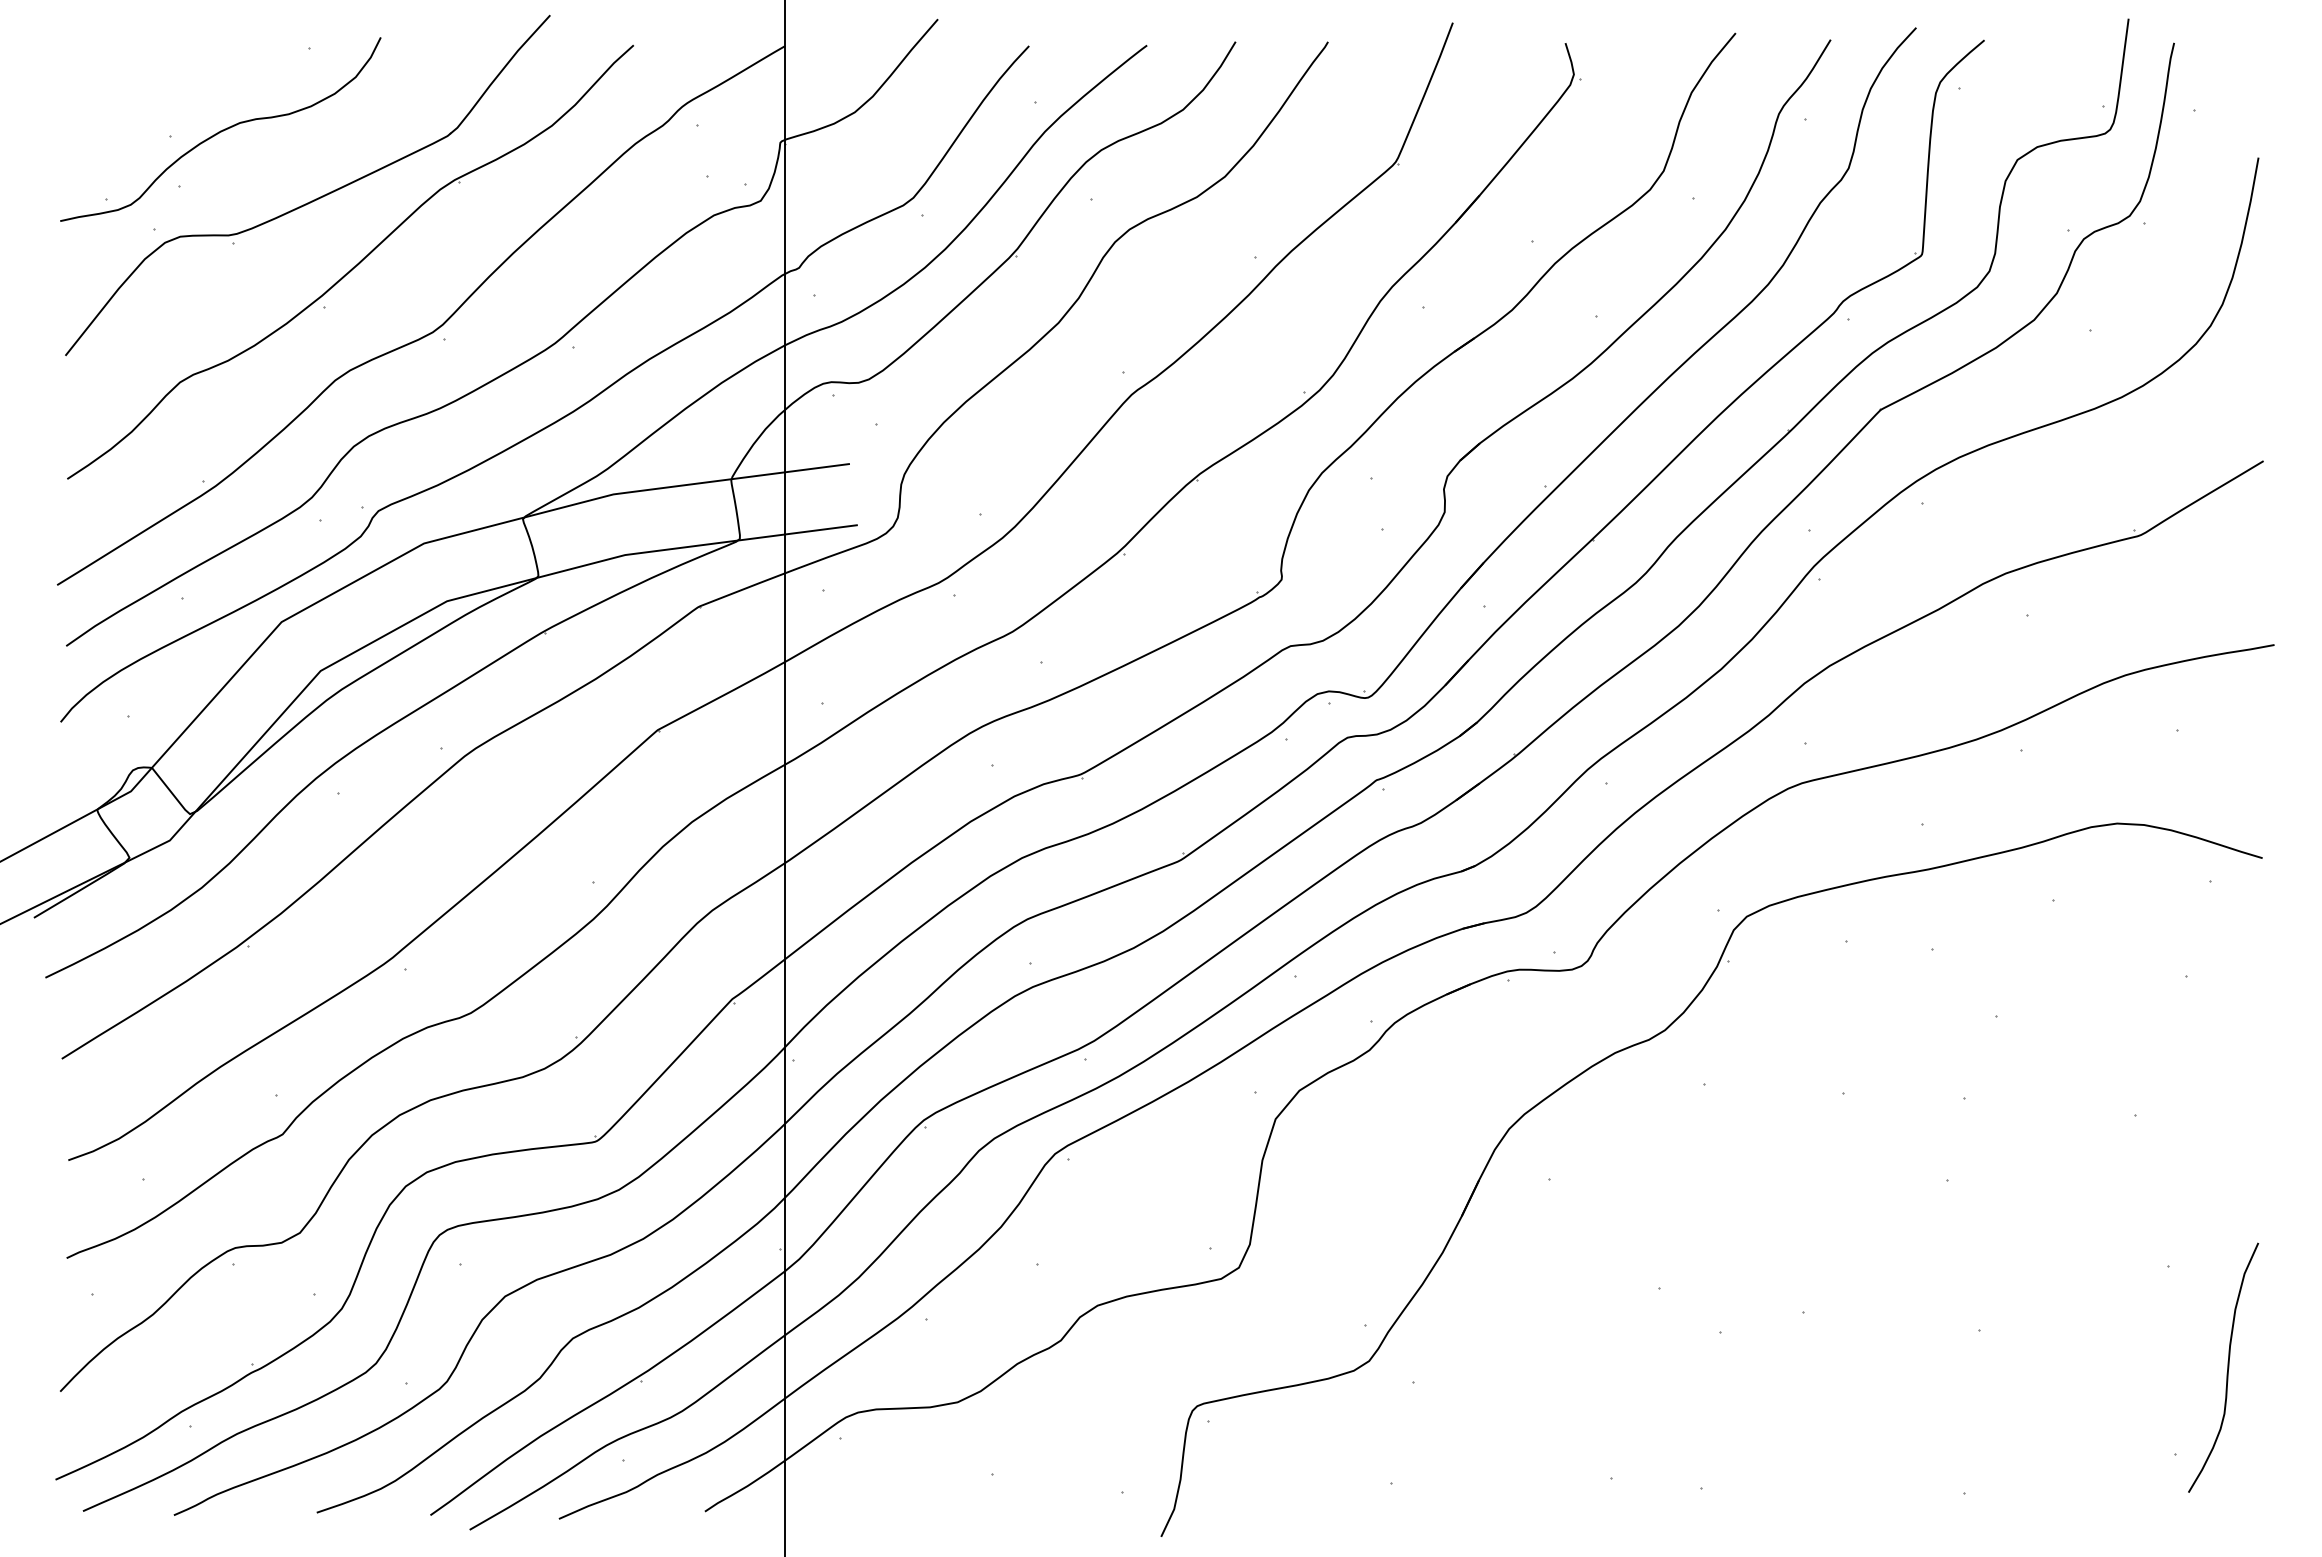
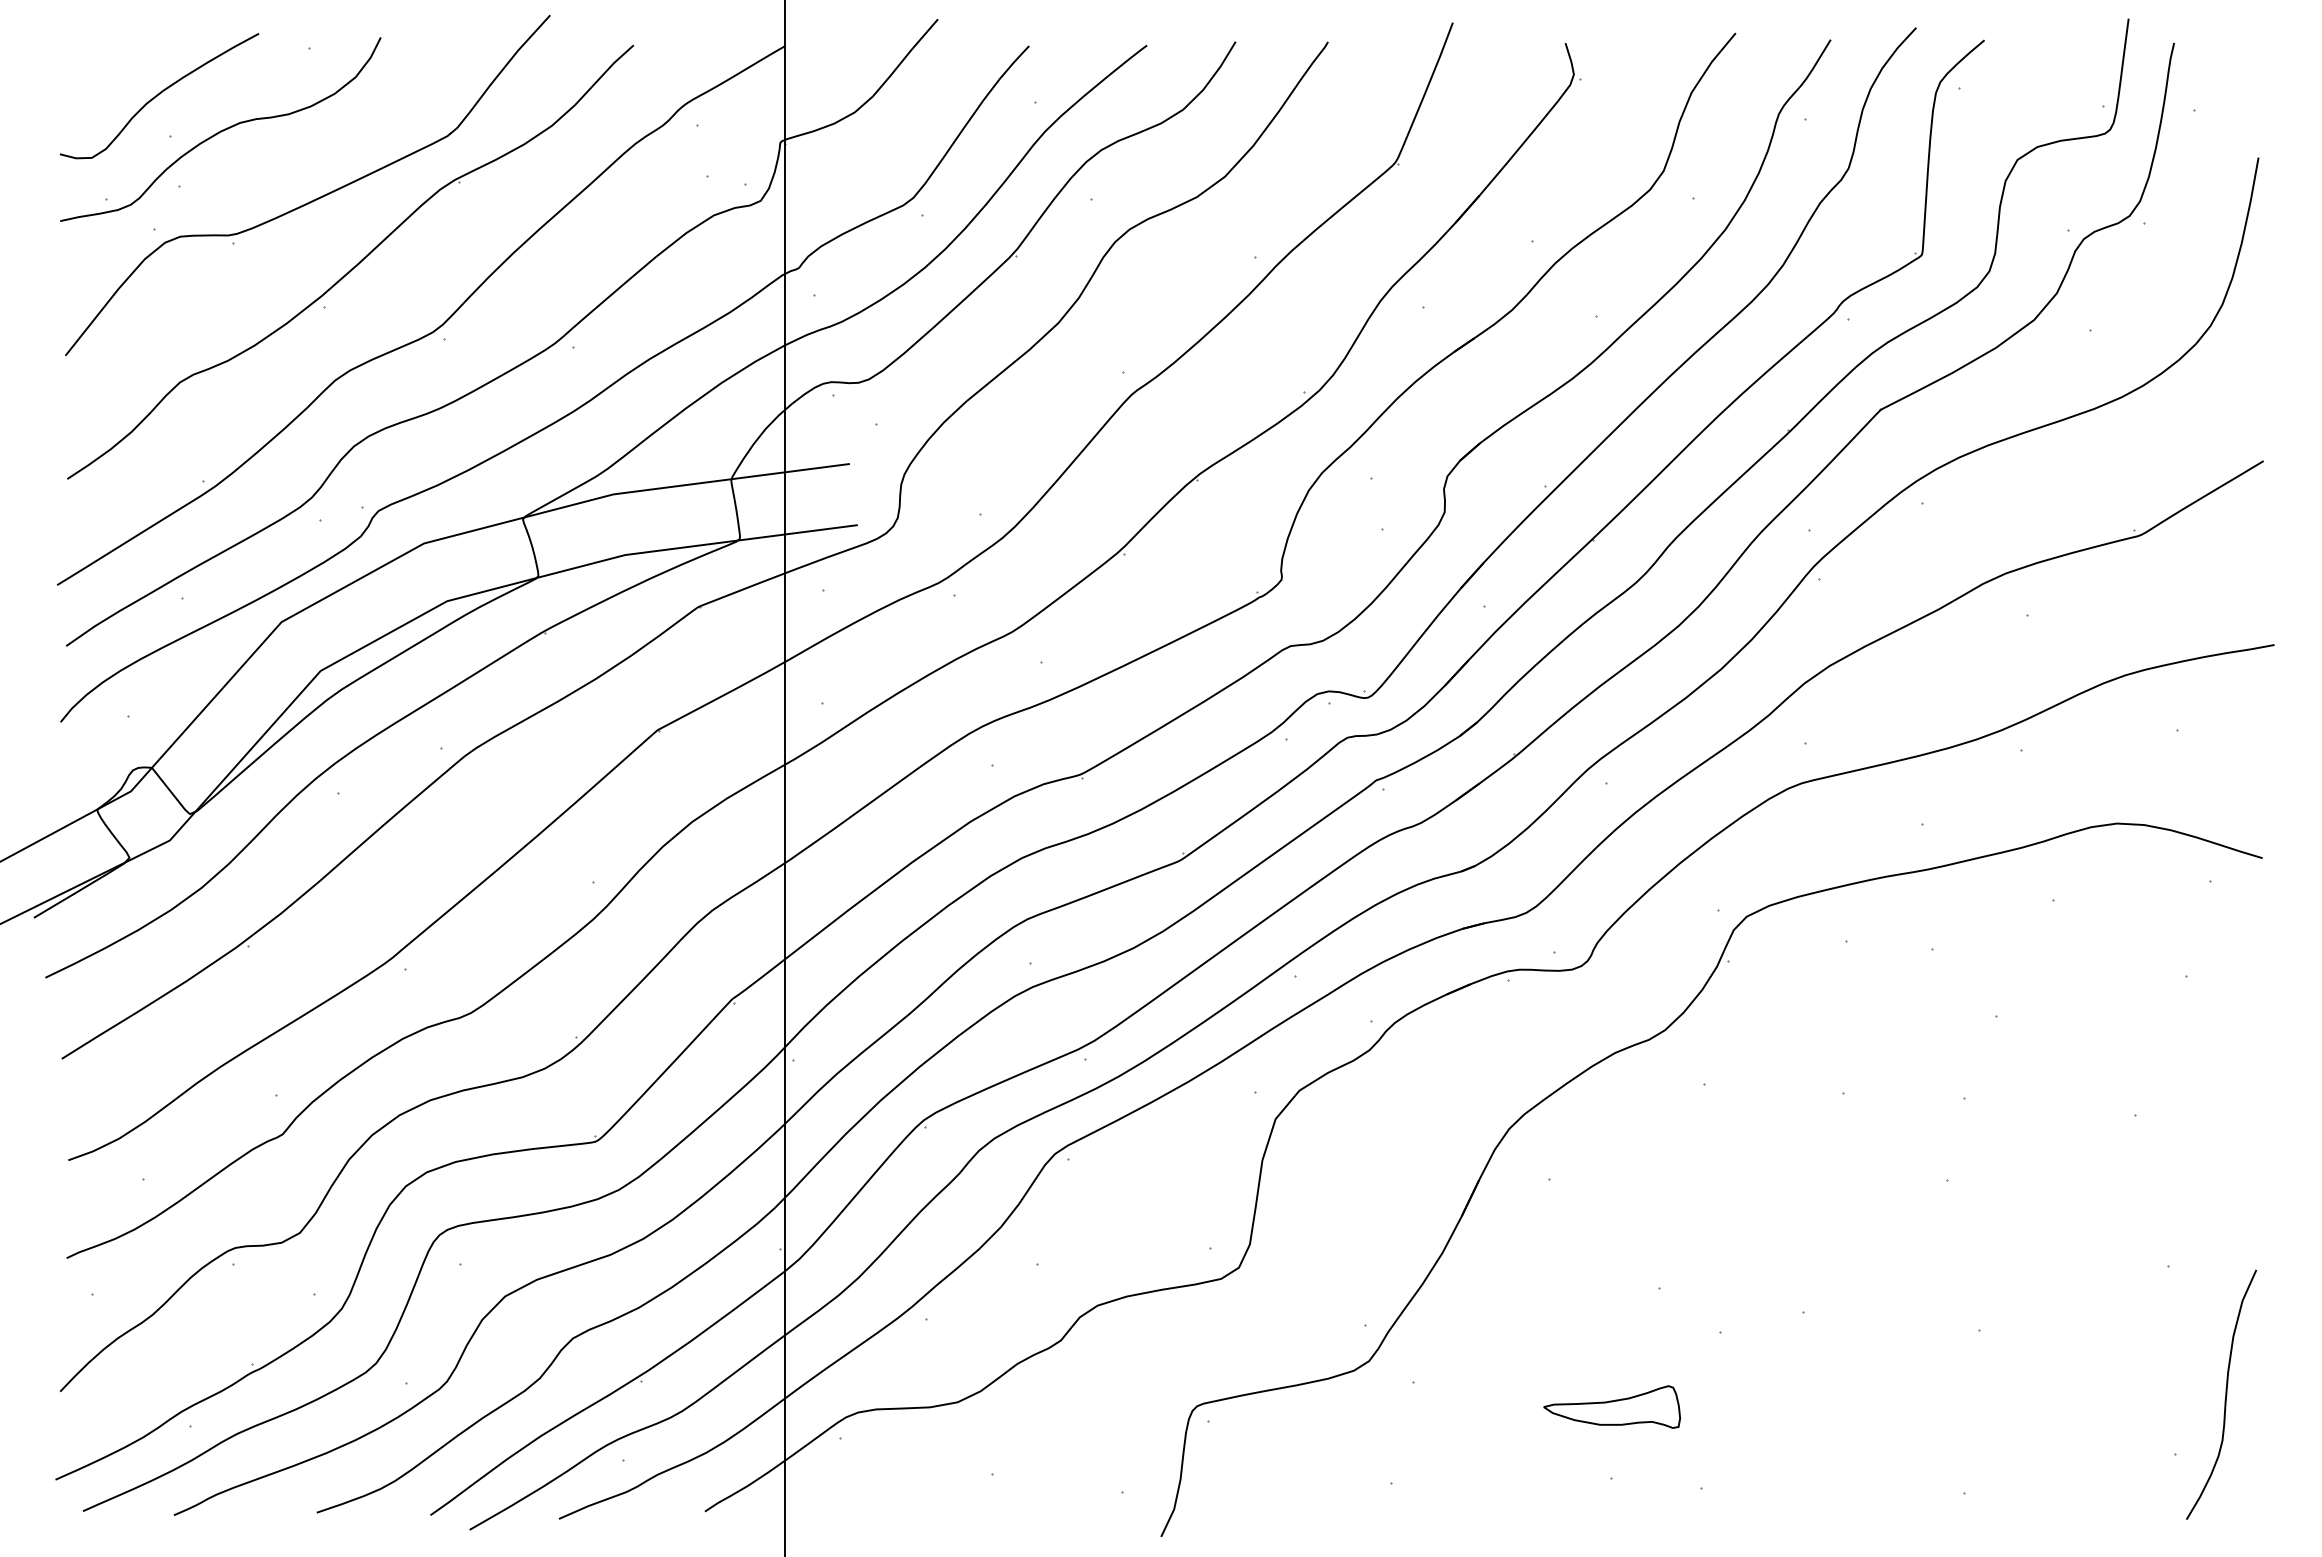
curve: none -> present (158, 95)
curve position: (2227, 1367) -> (2225, 1394) (2225, 1394)
part: none -> present (1611, 1406)
